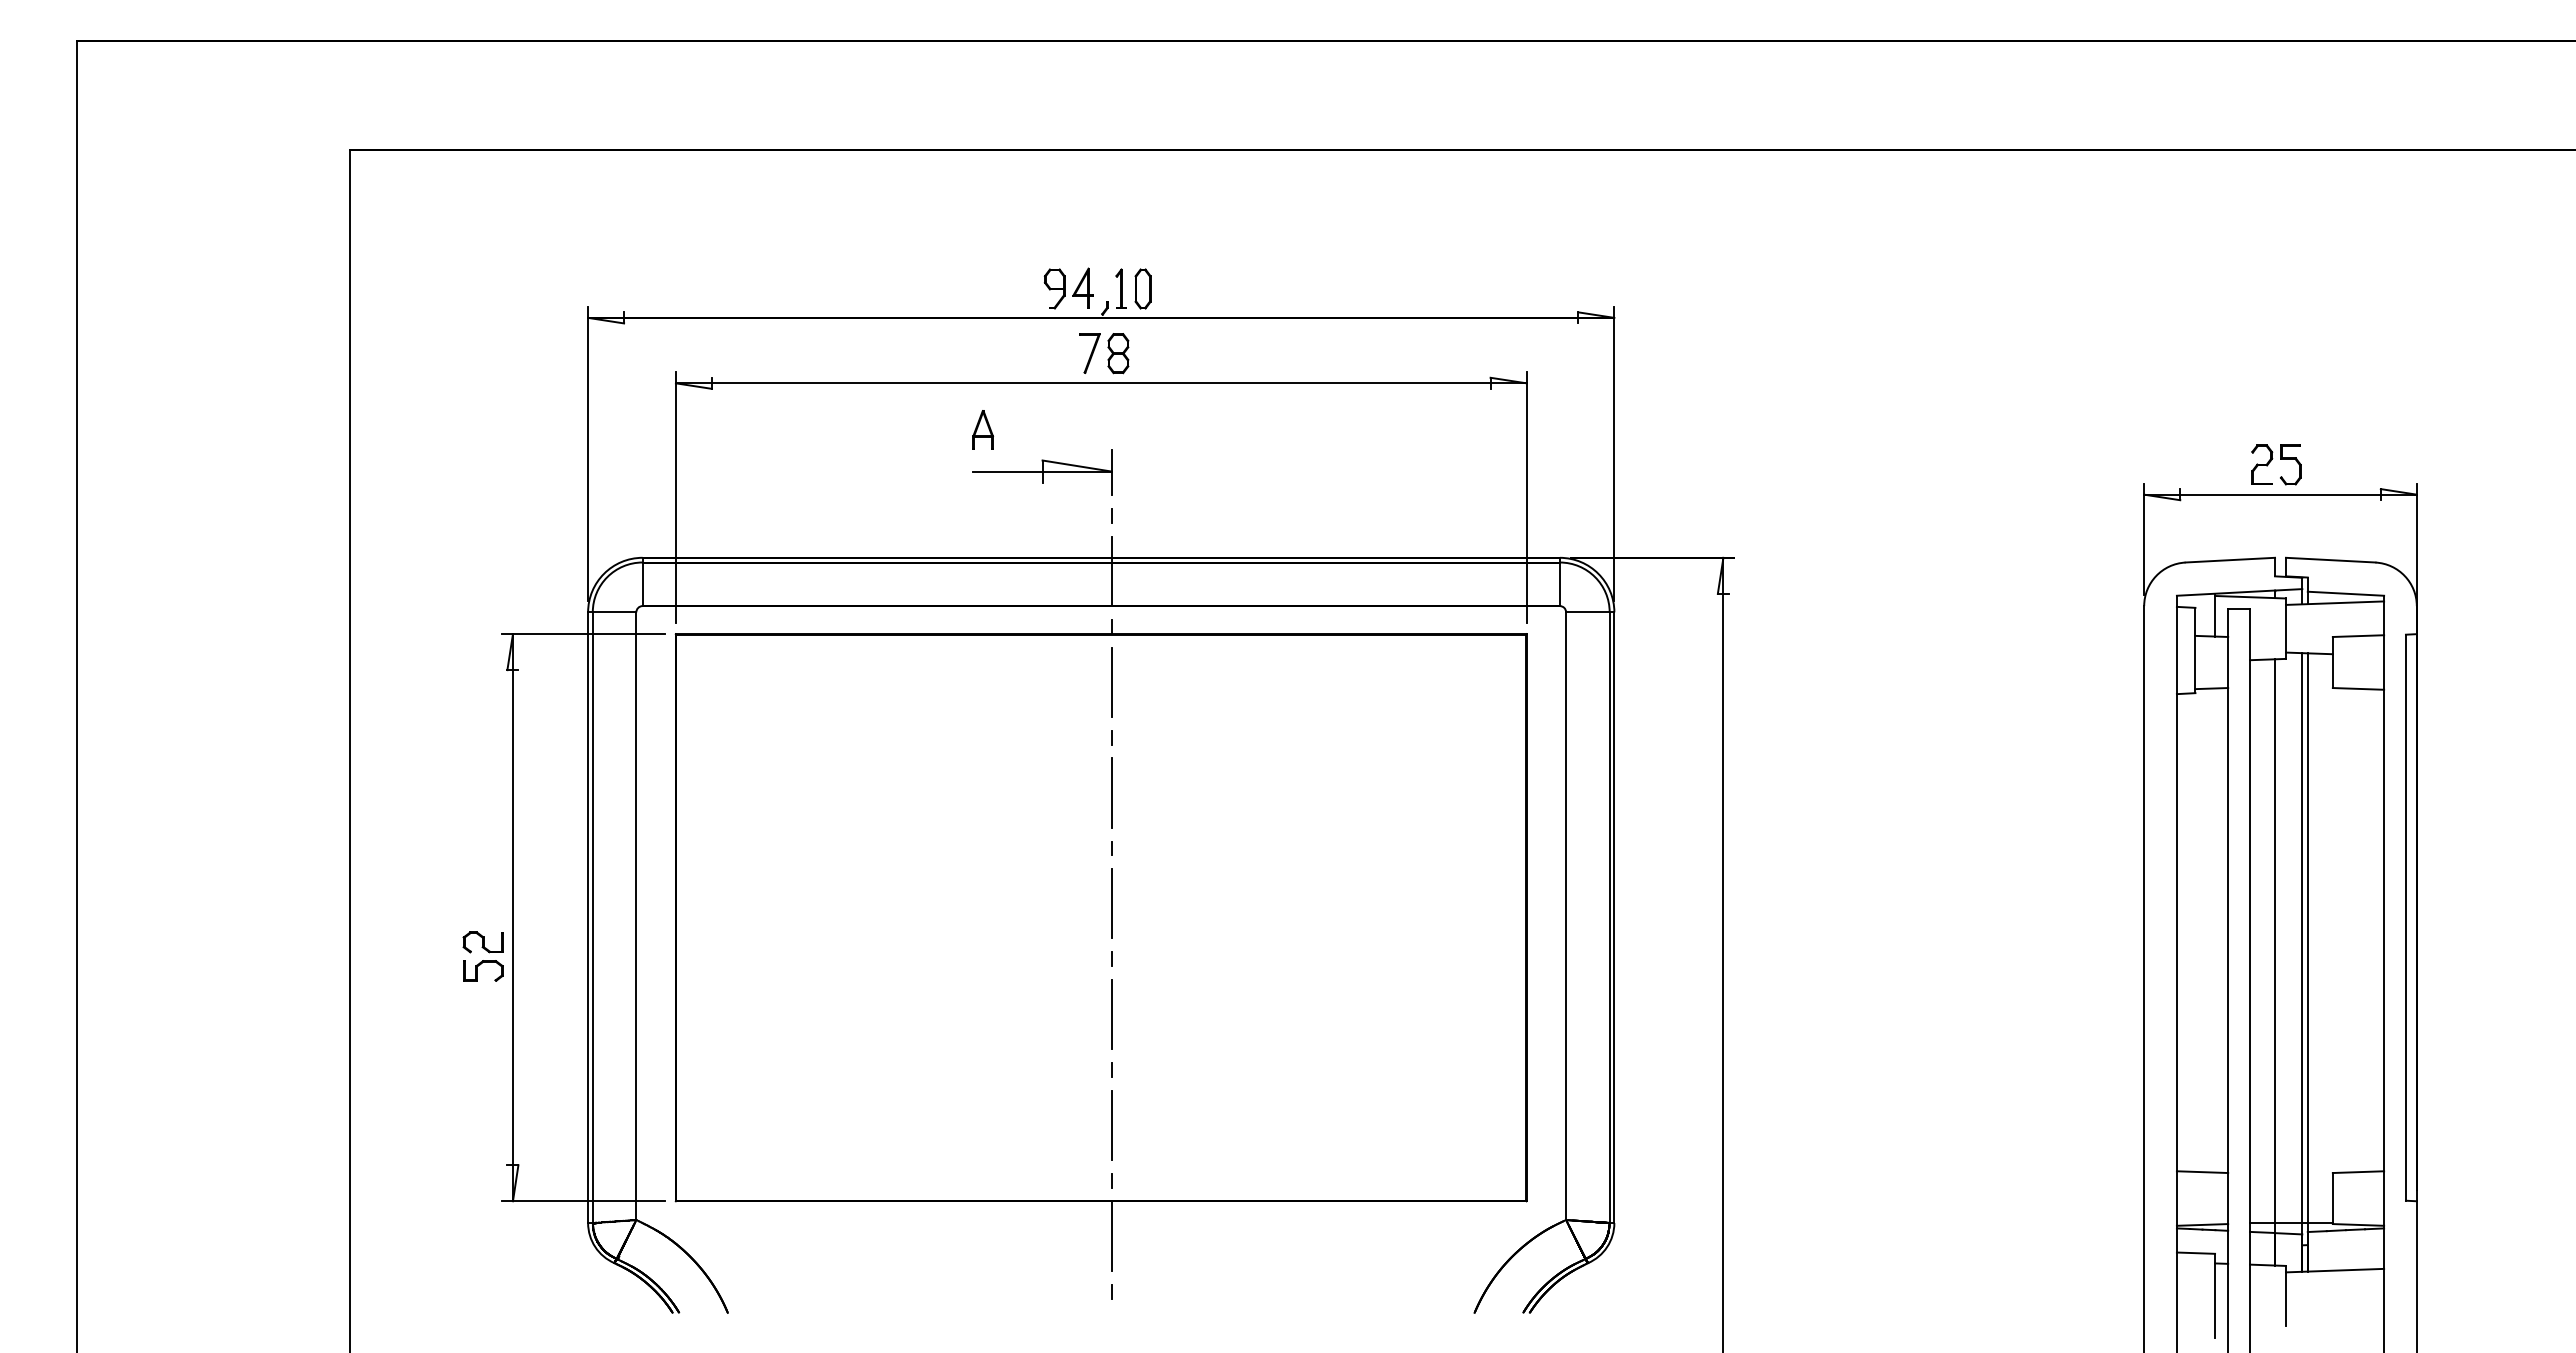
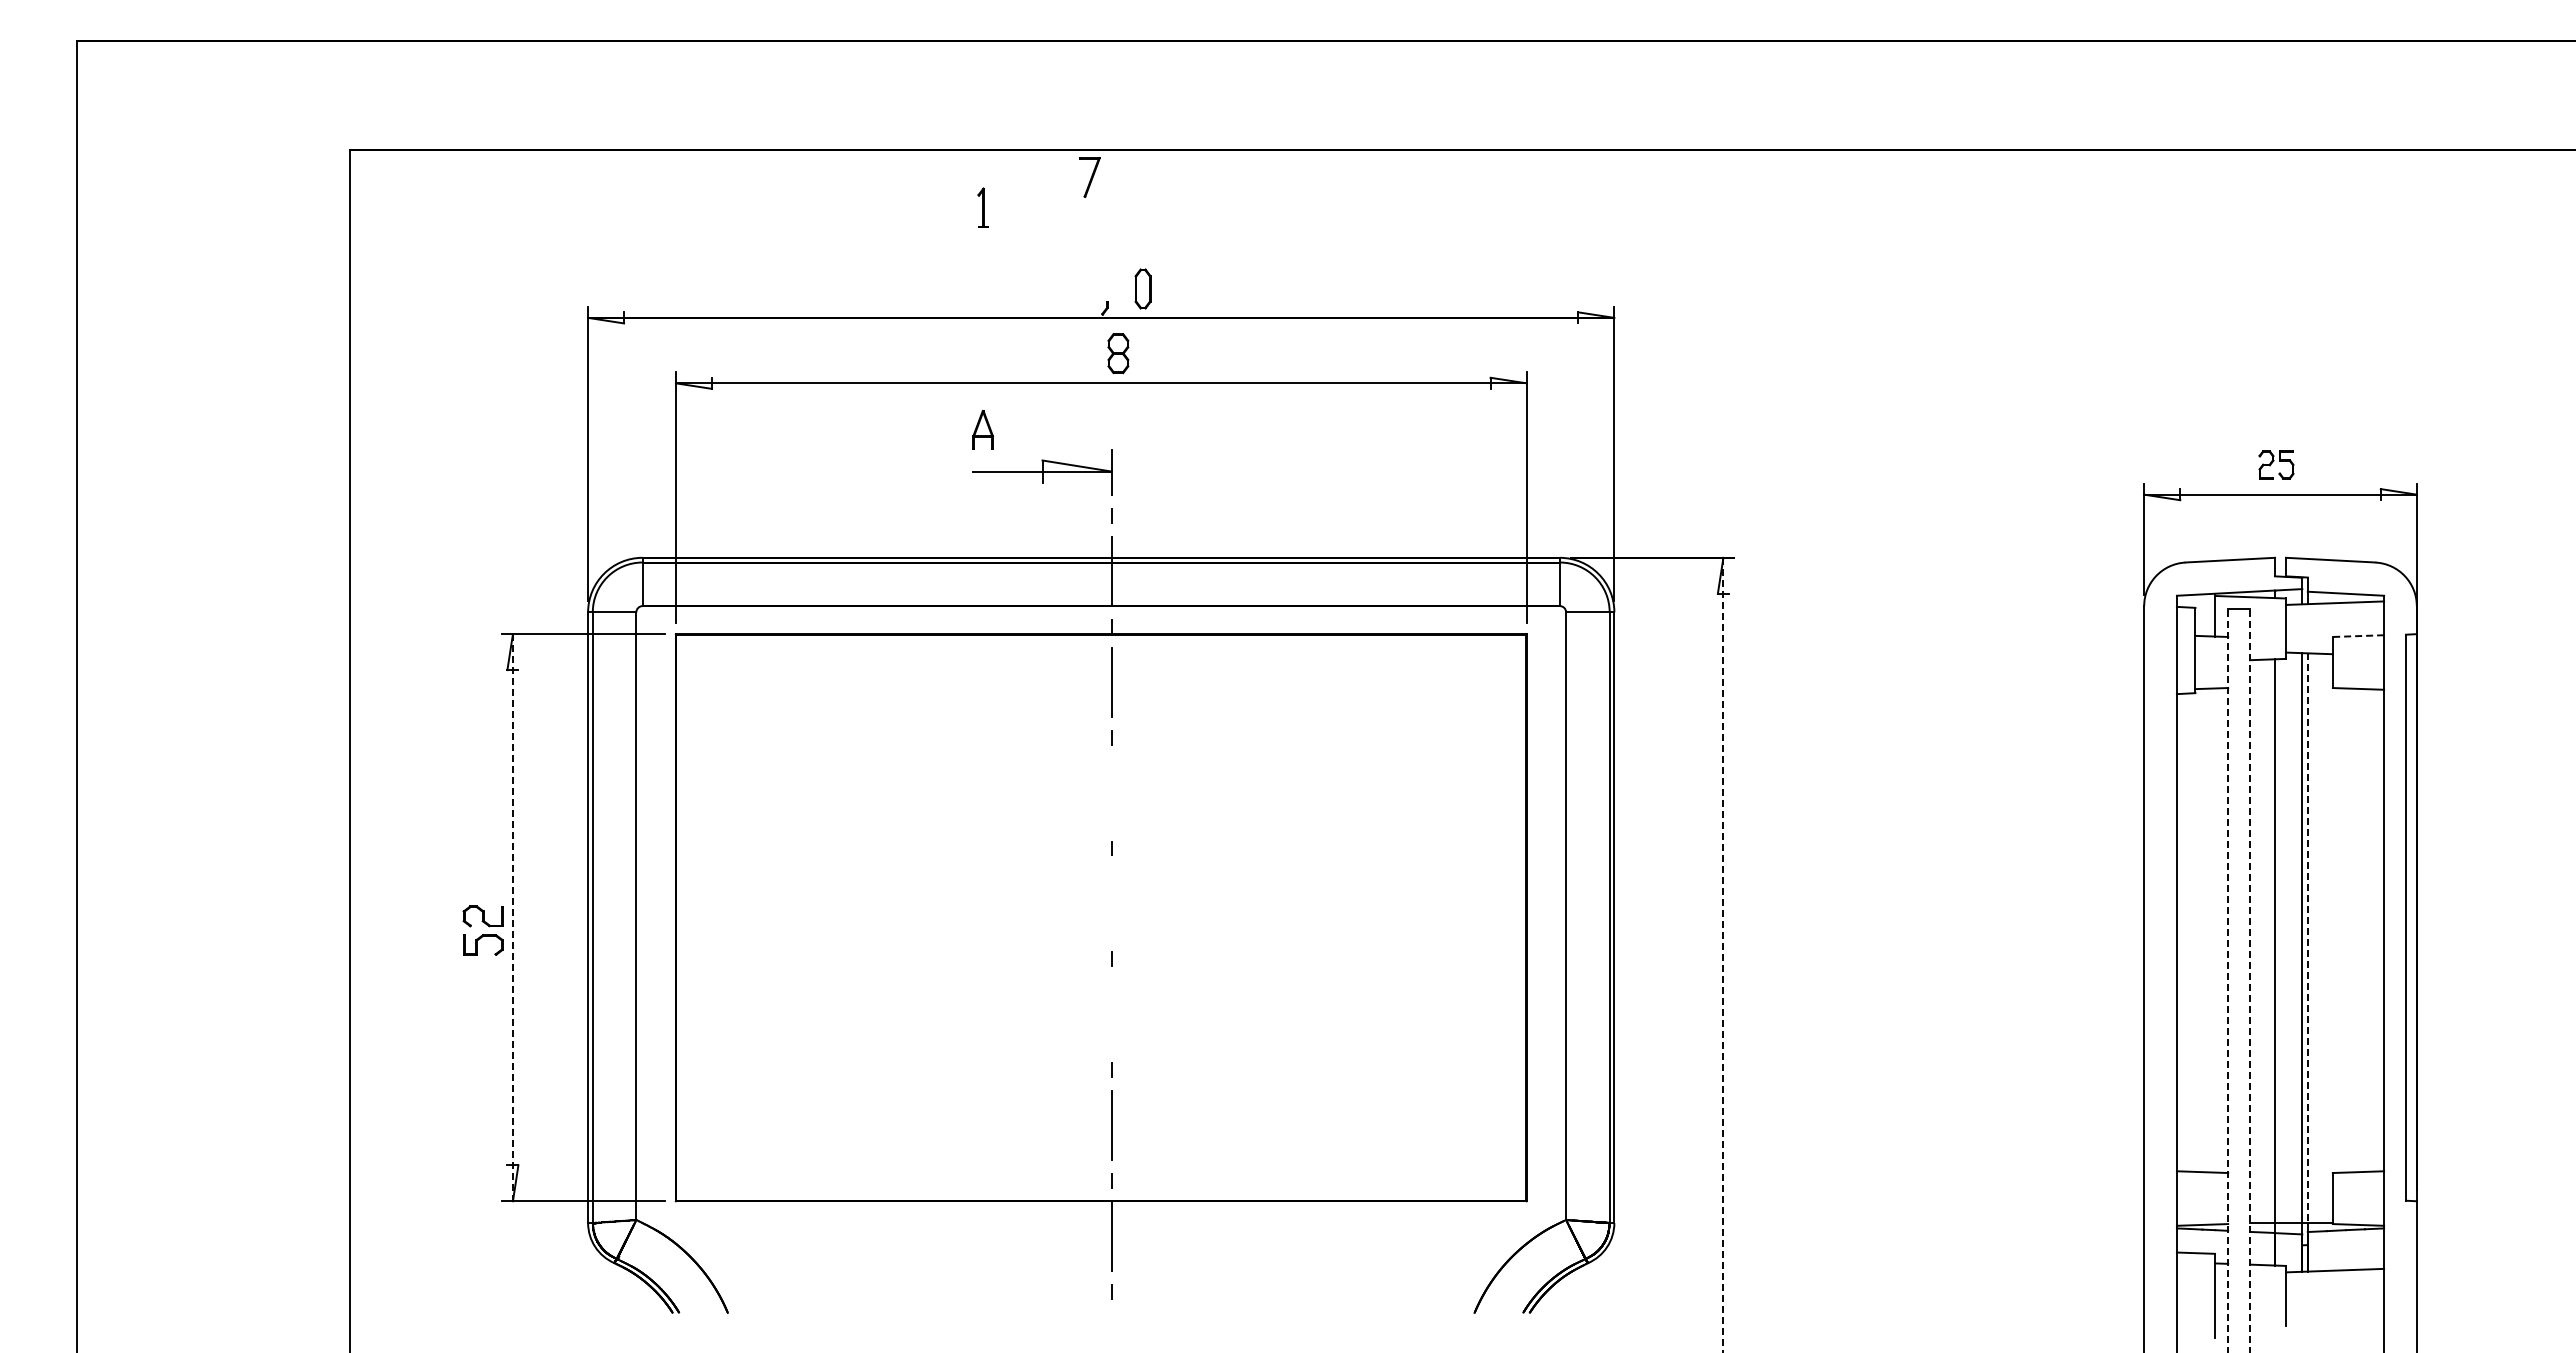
part: present -> none (1068, 288)
part position: (1120, 288) -> (982, 207) (982, 207)
part position: (1089, 353) -> (1089, 177) (1089, 177)
part size: 51x42 px -> 37x30 px (2276, 464)
line: solid -> dashed (2358, 636)
line: present -> none (1111, 792)
line: present -> none (1111, 903)
line: solid -> dashed (512, 917)
line: solid -> dashed (2307, 938)
line: solid -> dashed (1723, 955)
part position: (482, 956) -> (482, 930) (482, 930)
line: solid -> dashed (2228, 980)
line: solid -> dashed (2249, 980)
line: present -> none (1111, 1014)
